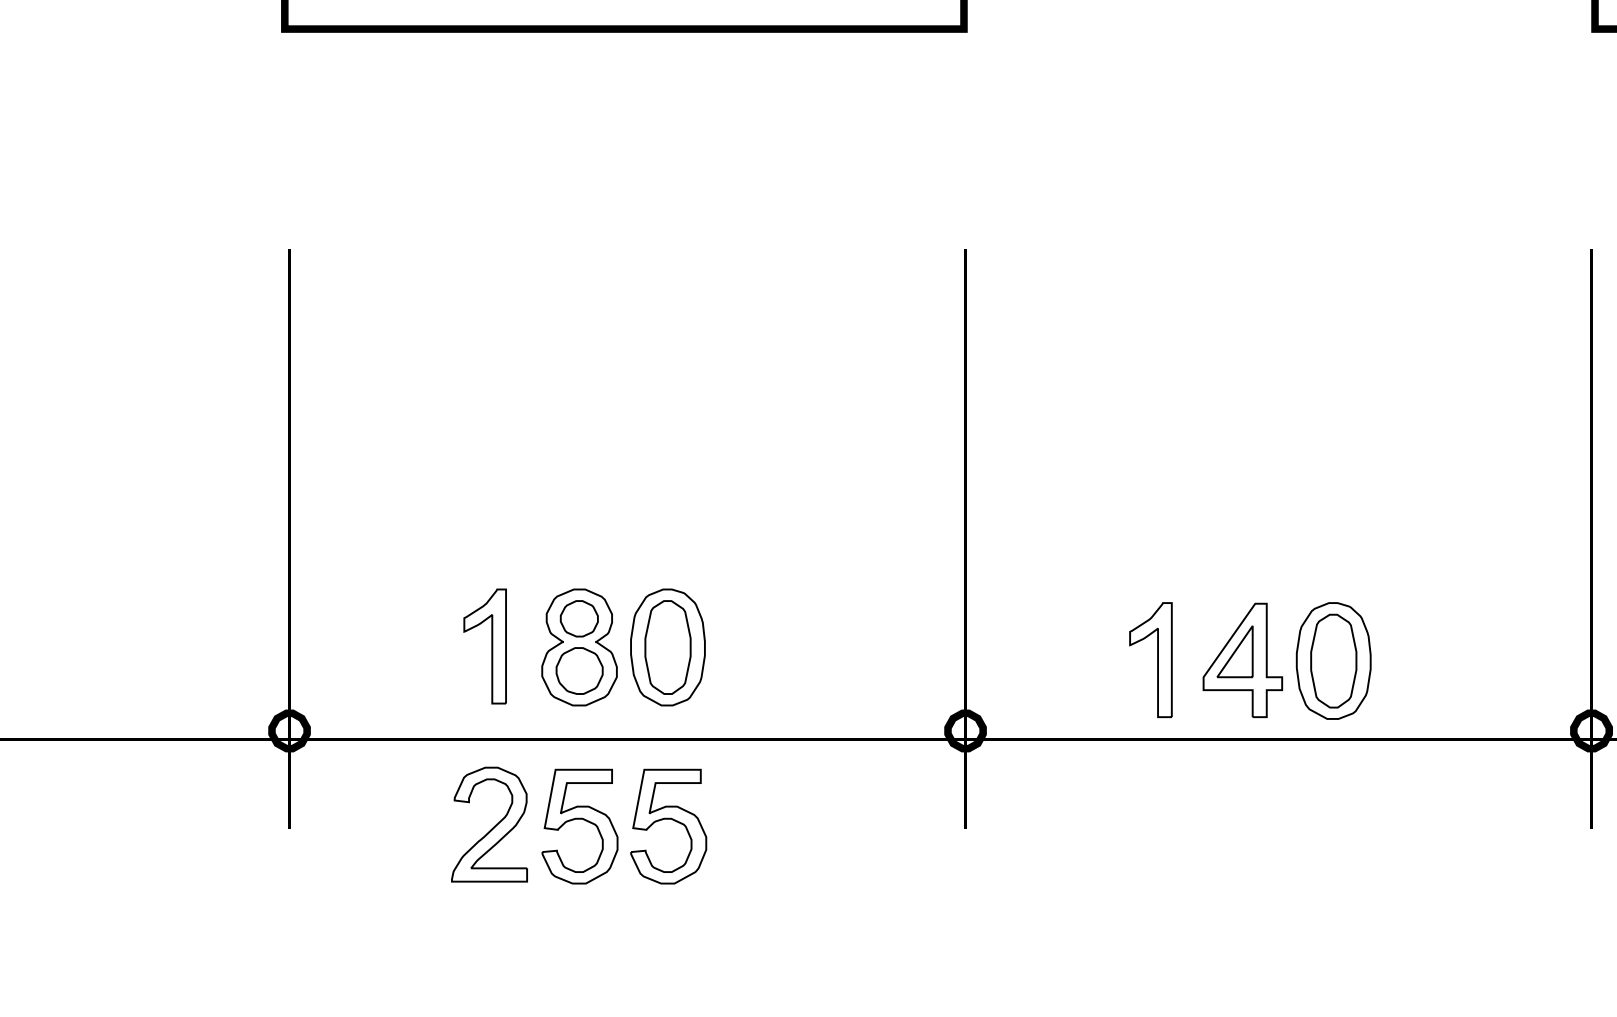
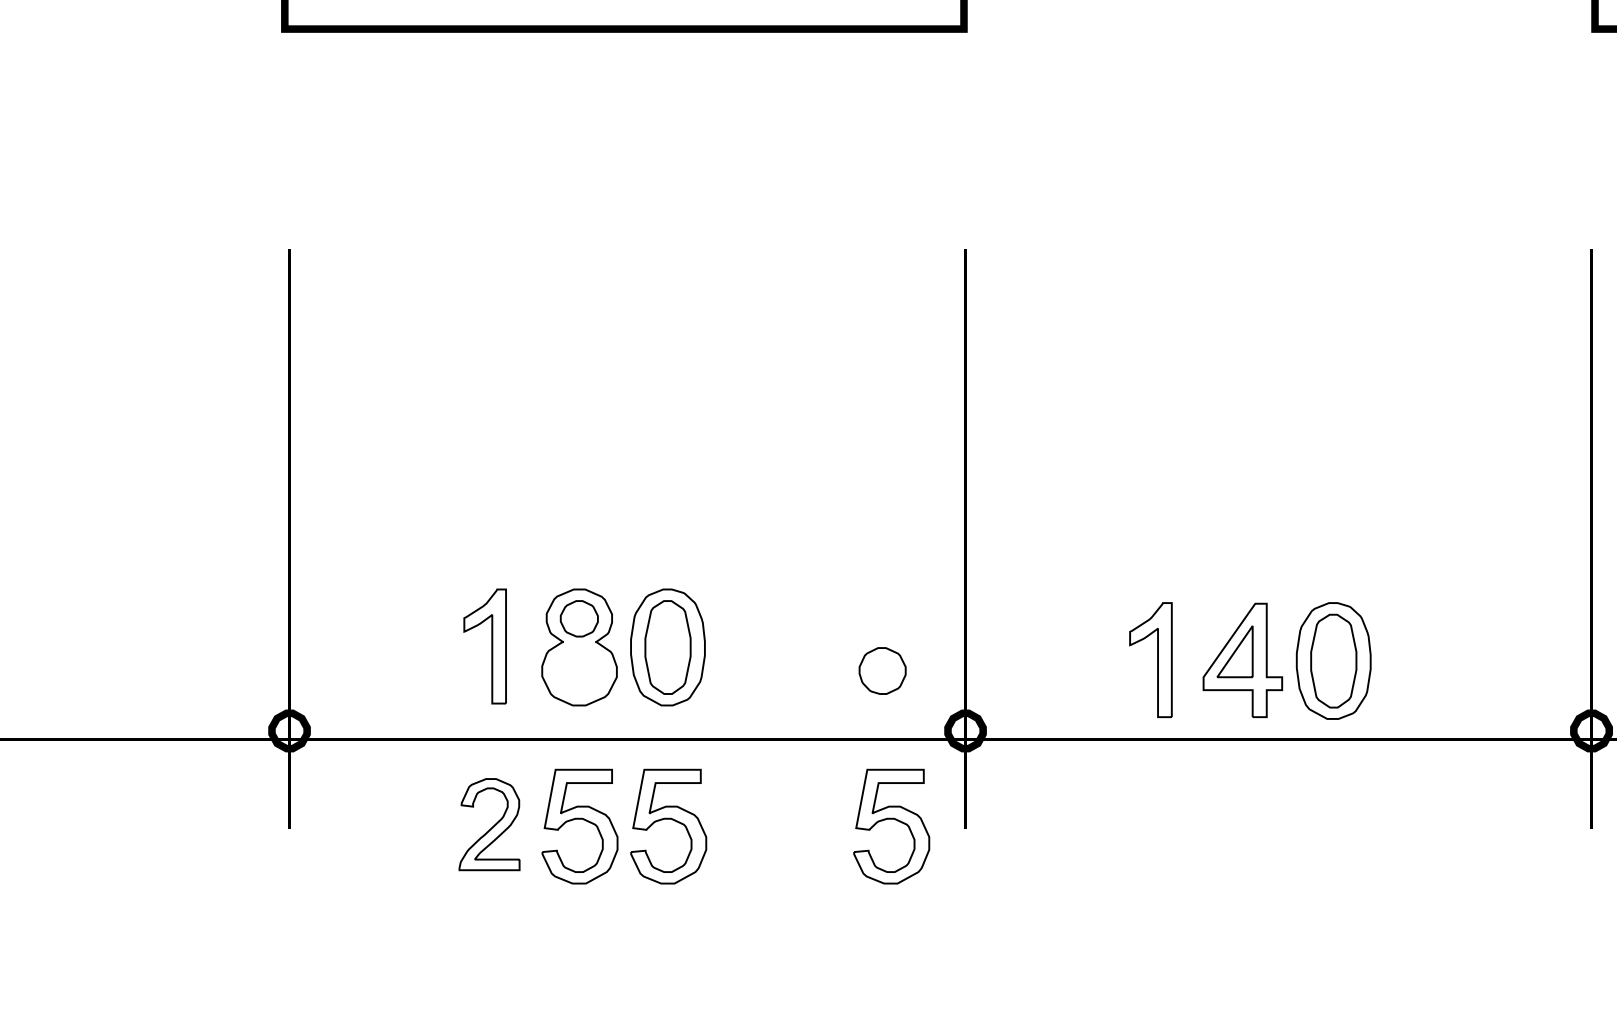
part position: (579, 670) -> (882, 670) (882, 670)
part: none -> present (891, 819)
part size: 77x117 px -> 63x94 px (489, 824)
